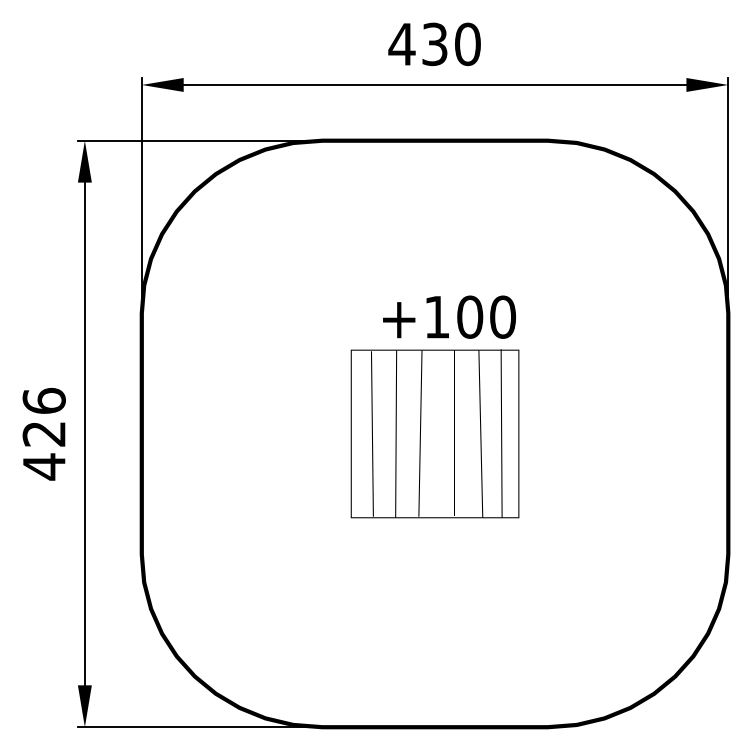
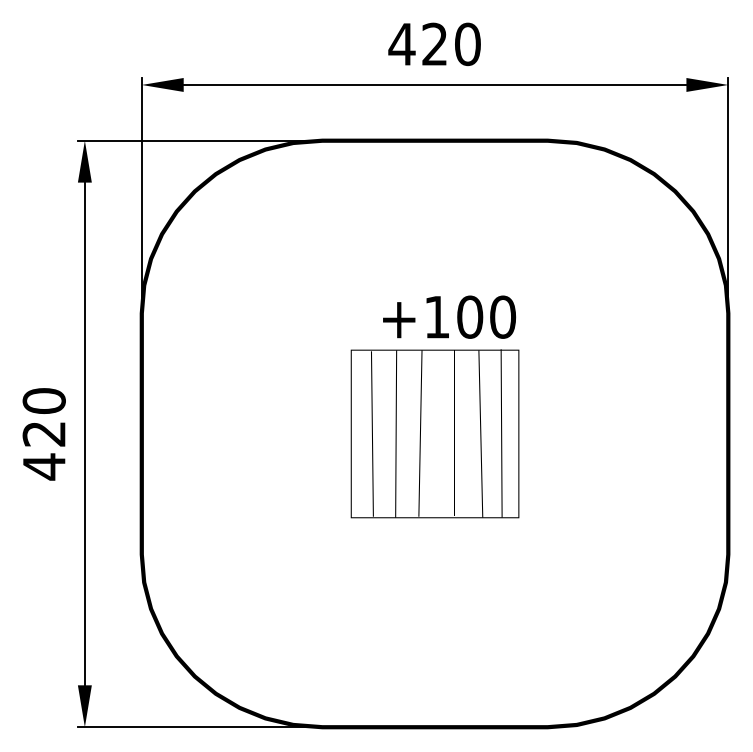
text: 430 -> 420 (434, 44)
text: 426 -> 420 (43, 400)
